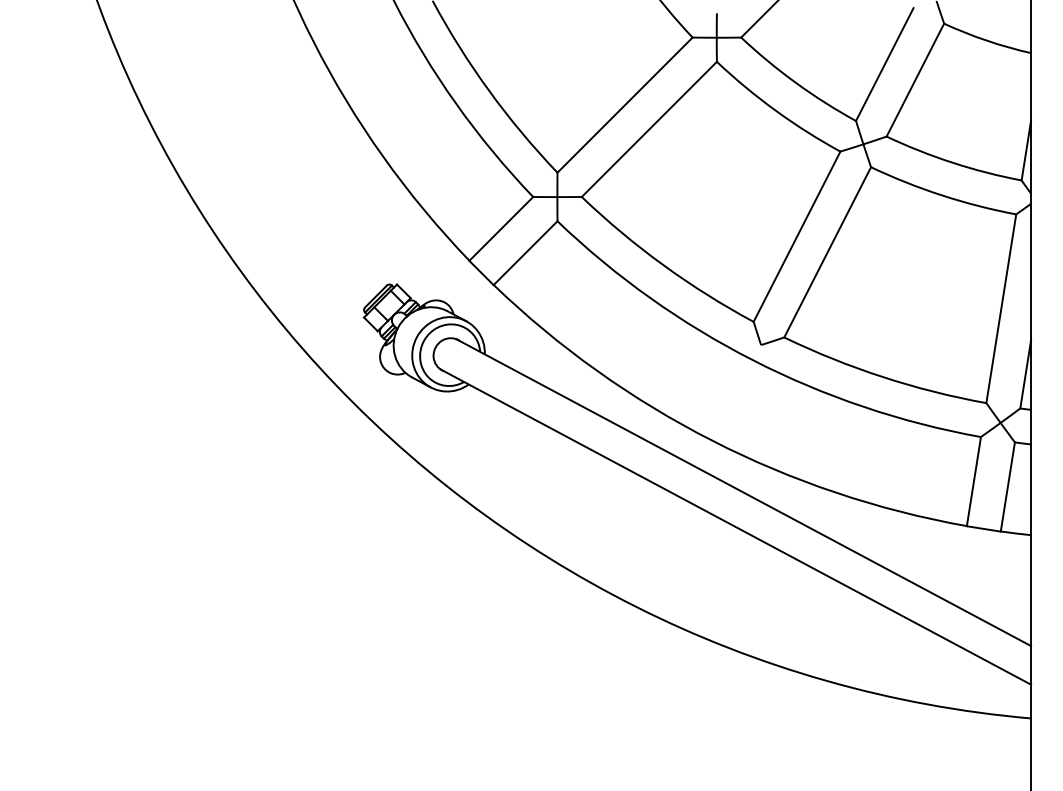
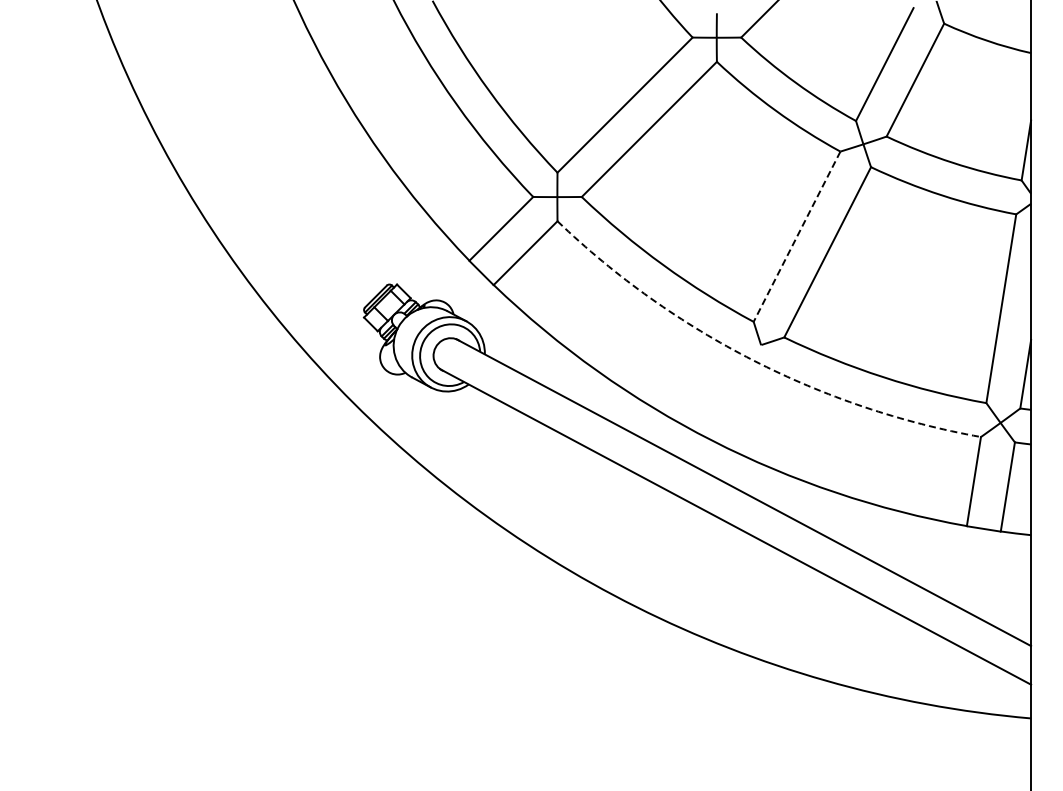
line: solid -> dashed (797, 236)
arc: solid -> dashed (753, 360)
